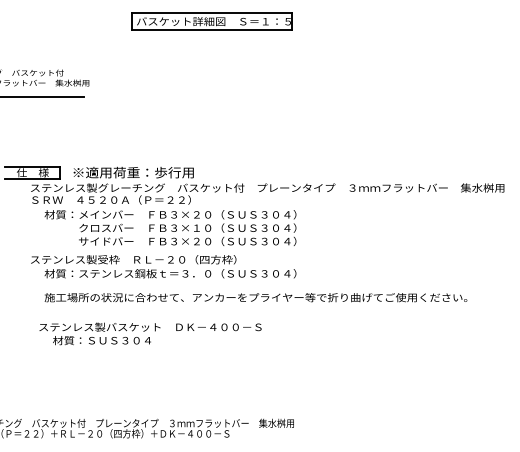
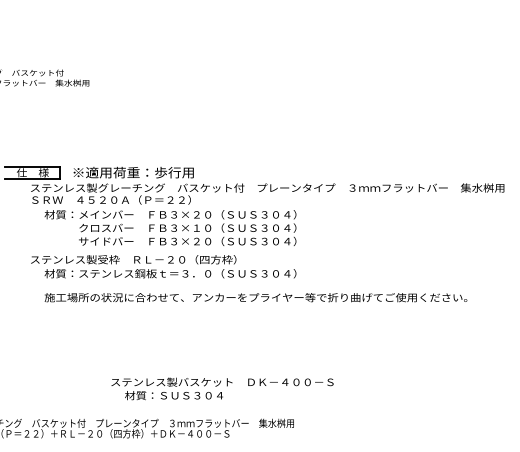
part: present -> none (211, 21)
line: present -> none (43, 97)
text position: (150, 333) -> (222, 388) (222, 388)
